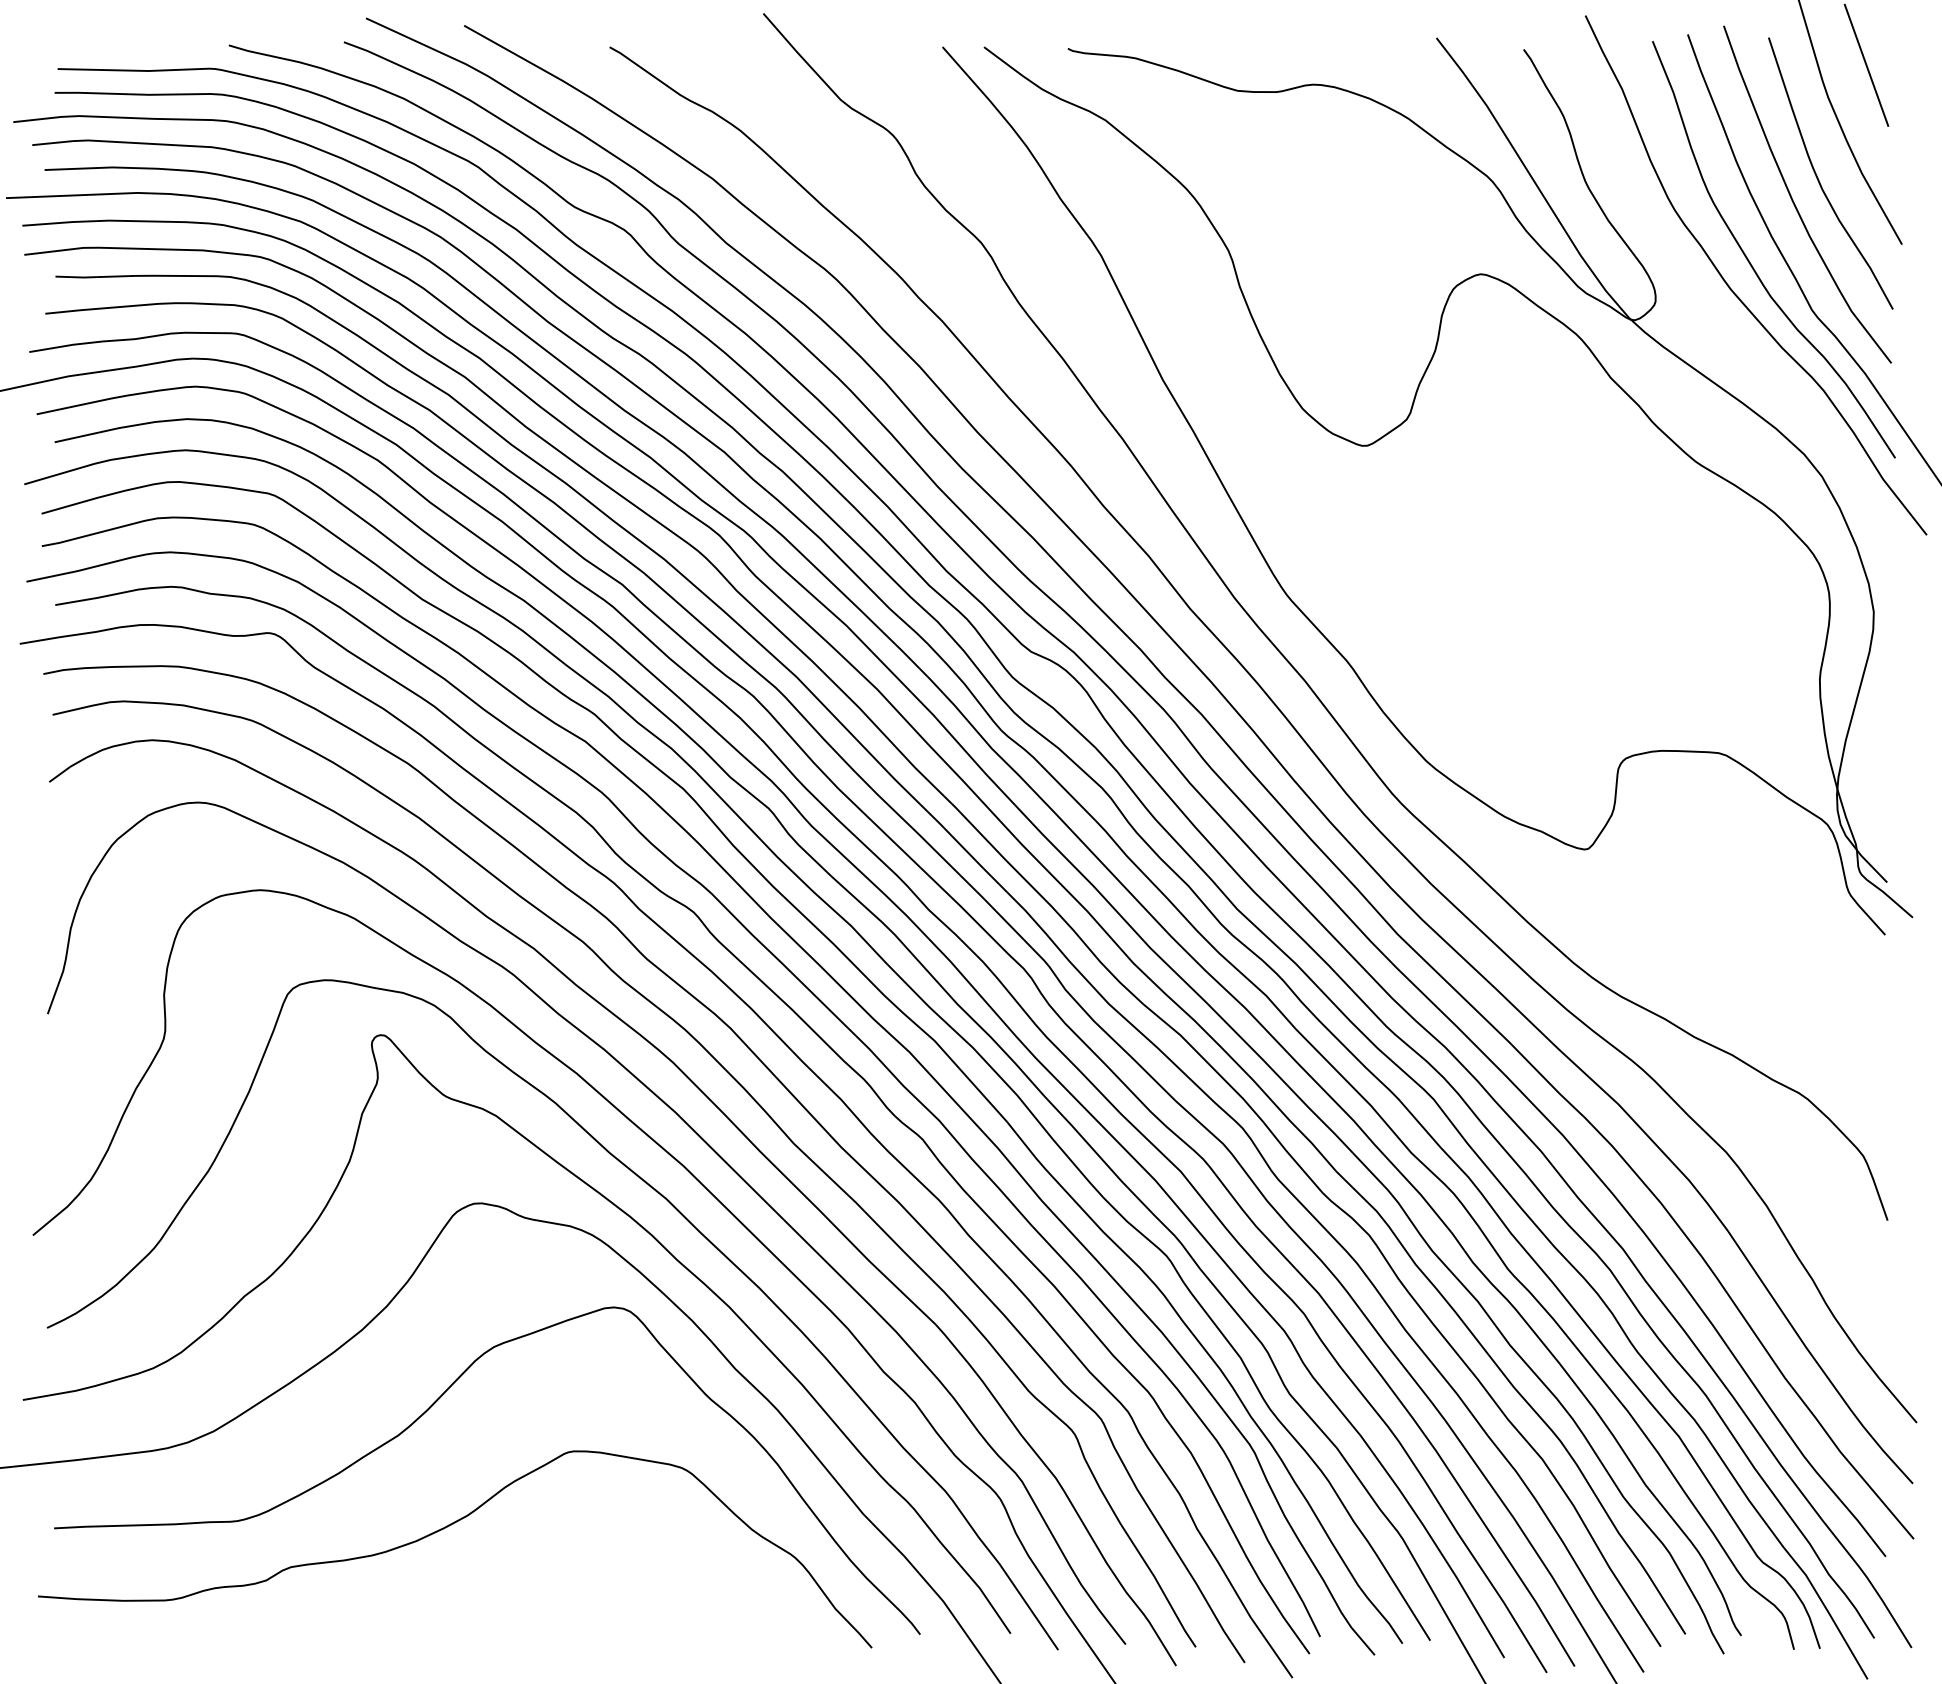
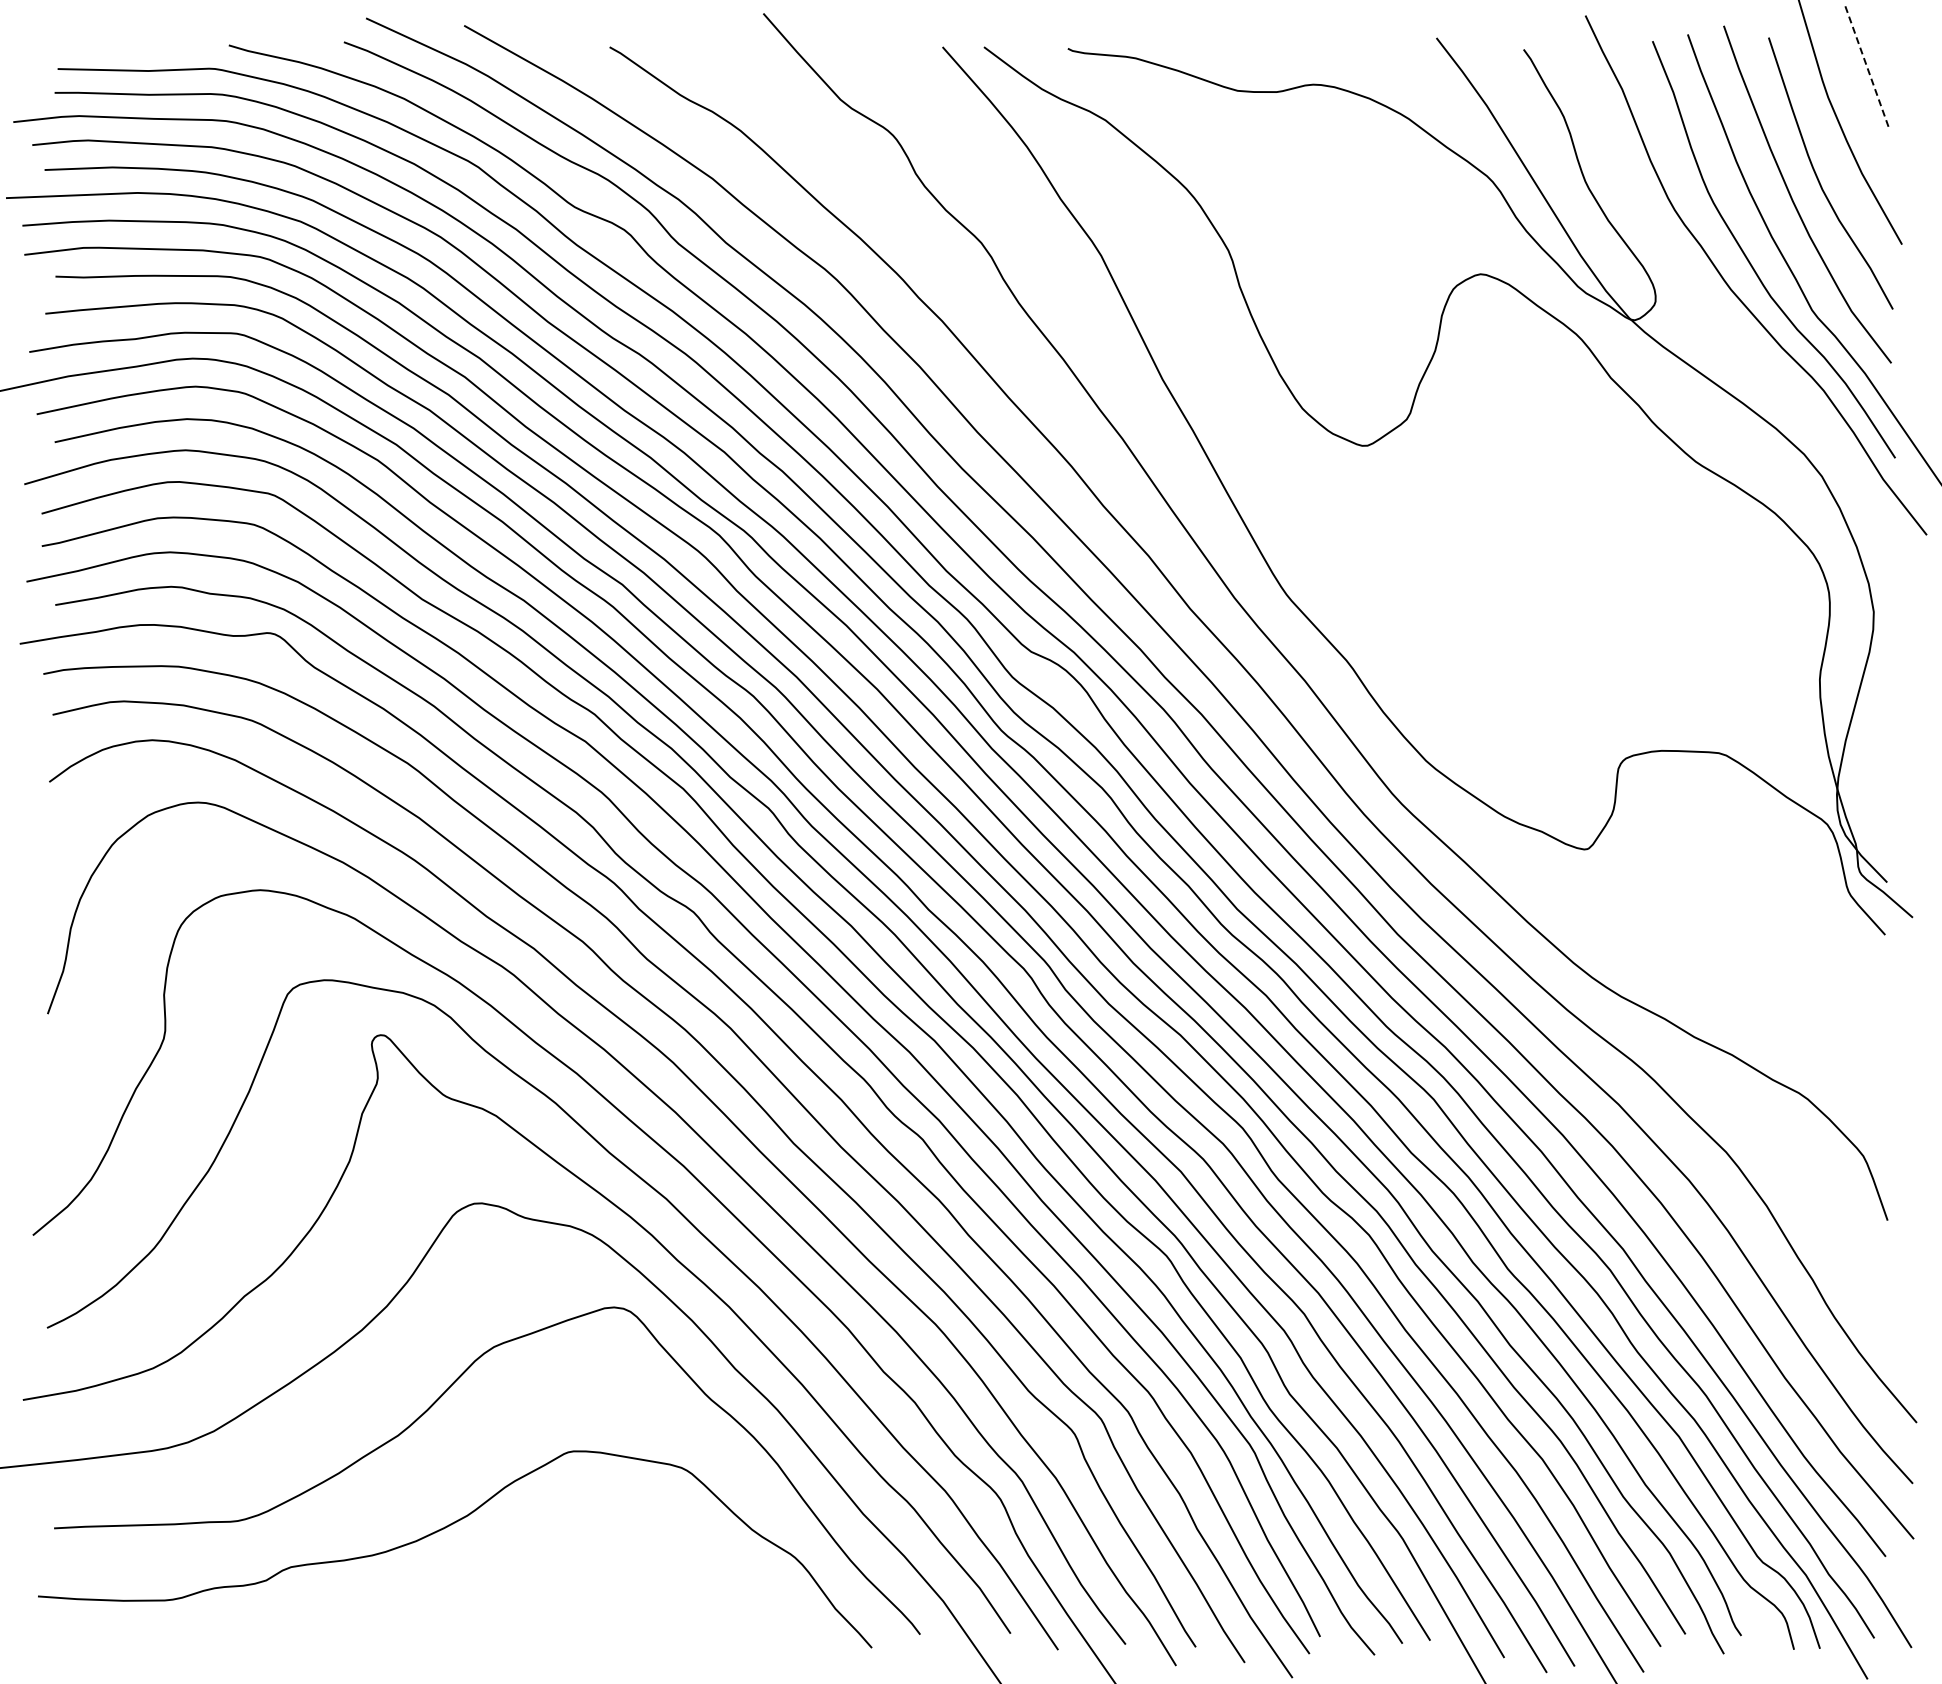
line: solid -> dashed (1866, 64)
